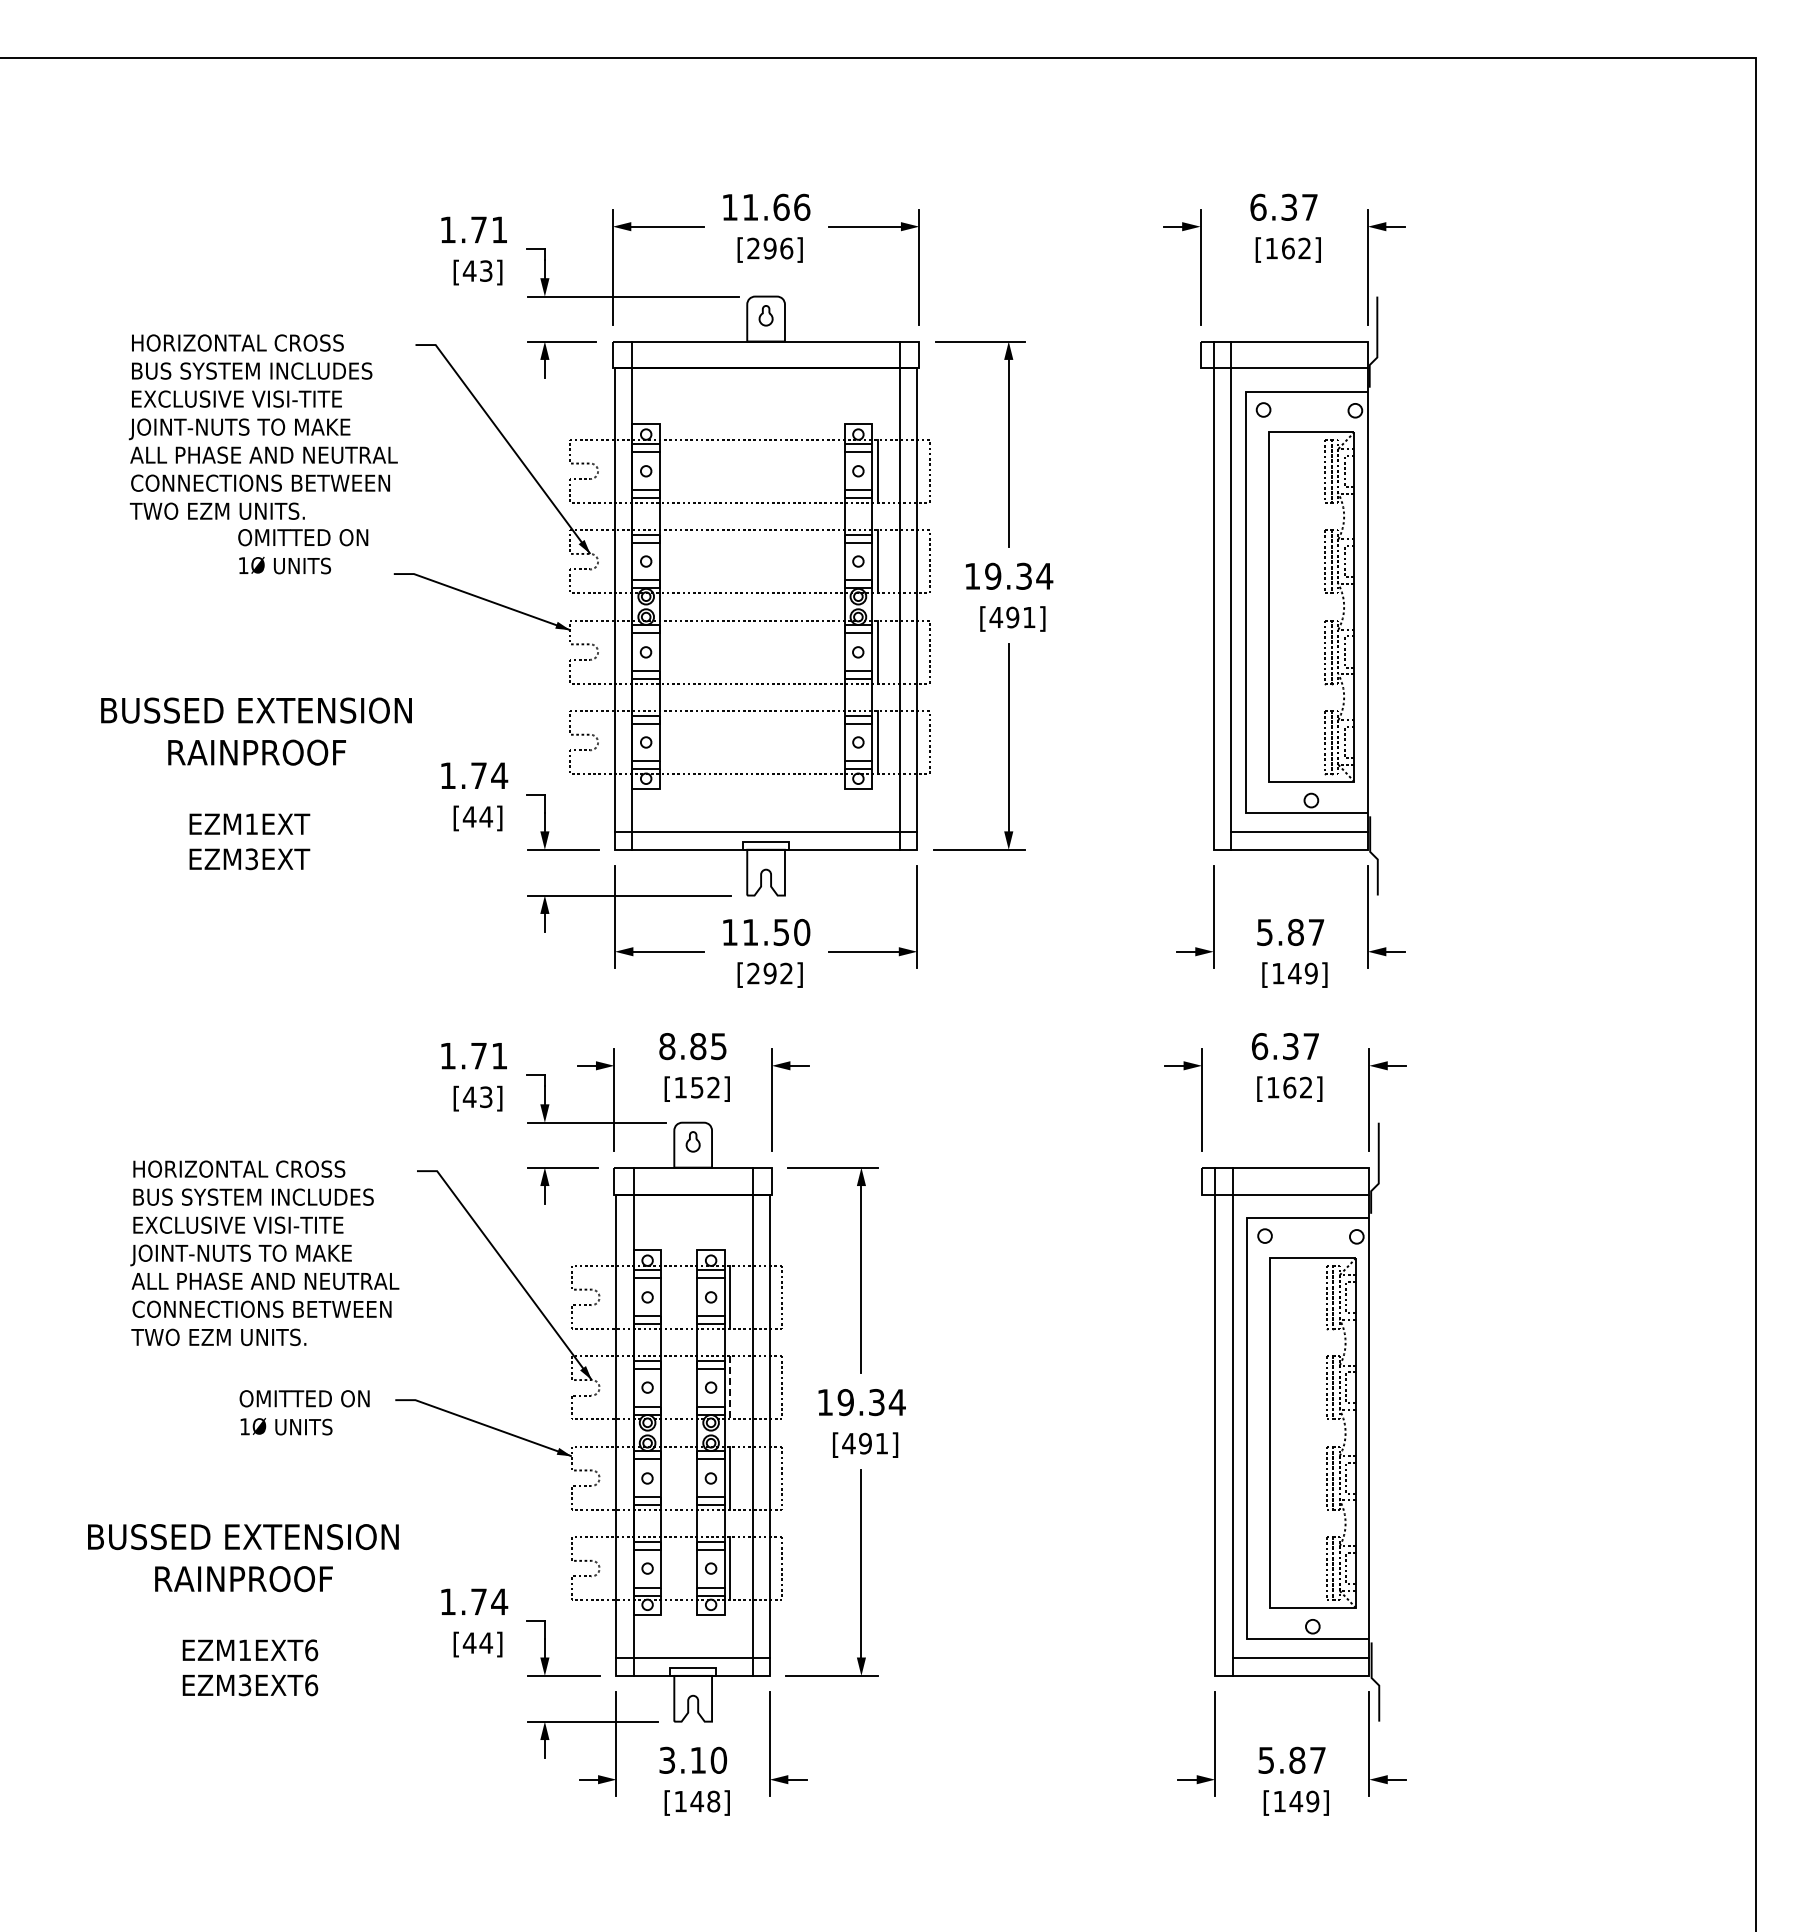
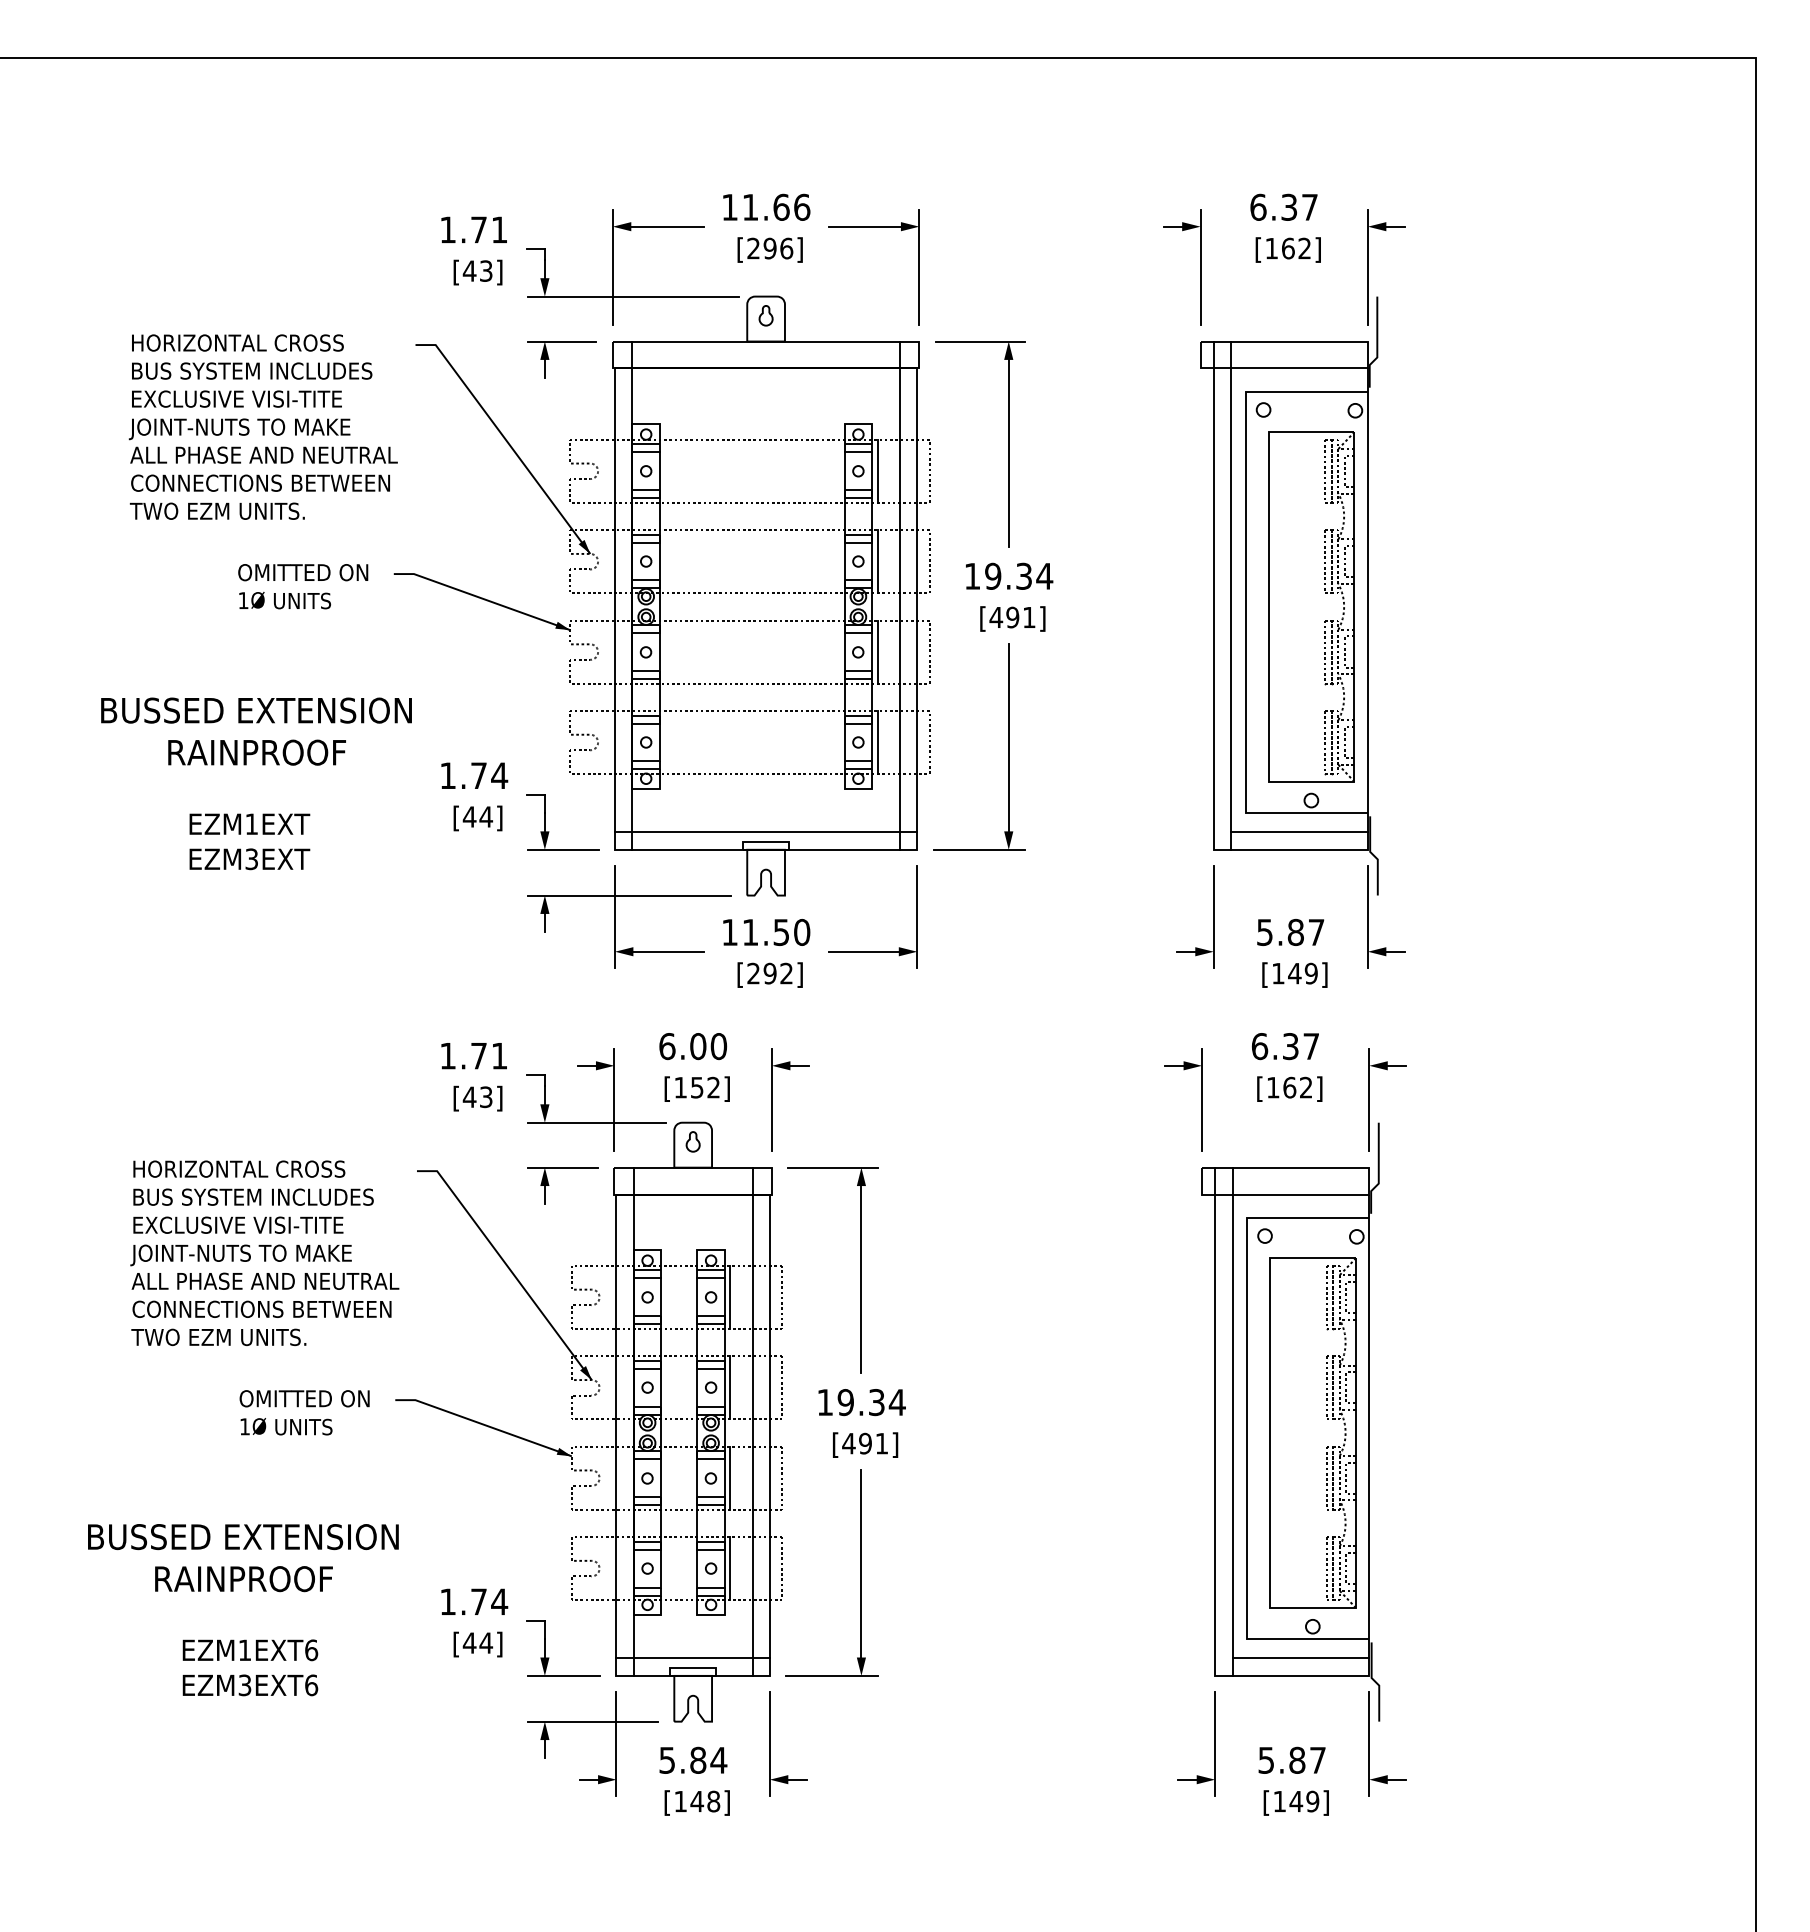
text position: (303, 551) -> (303, 586) (303, 586)
text: 8.85 -> 6.00 (693, 1046)
line: dashed -> solid (730, 1387)
text: 3.10 -> 5.84 (693, 1759)
